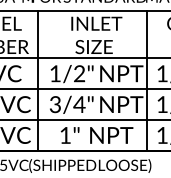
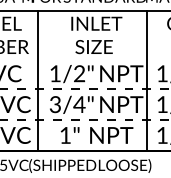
line: present -> none (84, 58)
line: solid -> dashed (85, 89)
line: solid -> dashed (85, 120)
